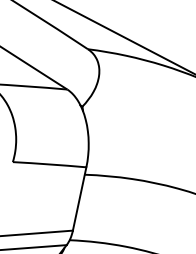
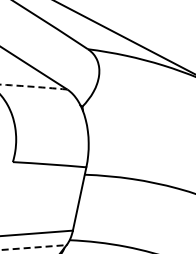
arc: solid -> dashed (33, 86)
line: solid -> dashed (33, 247)
